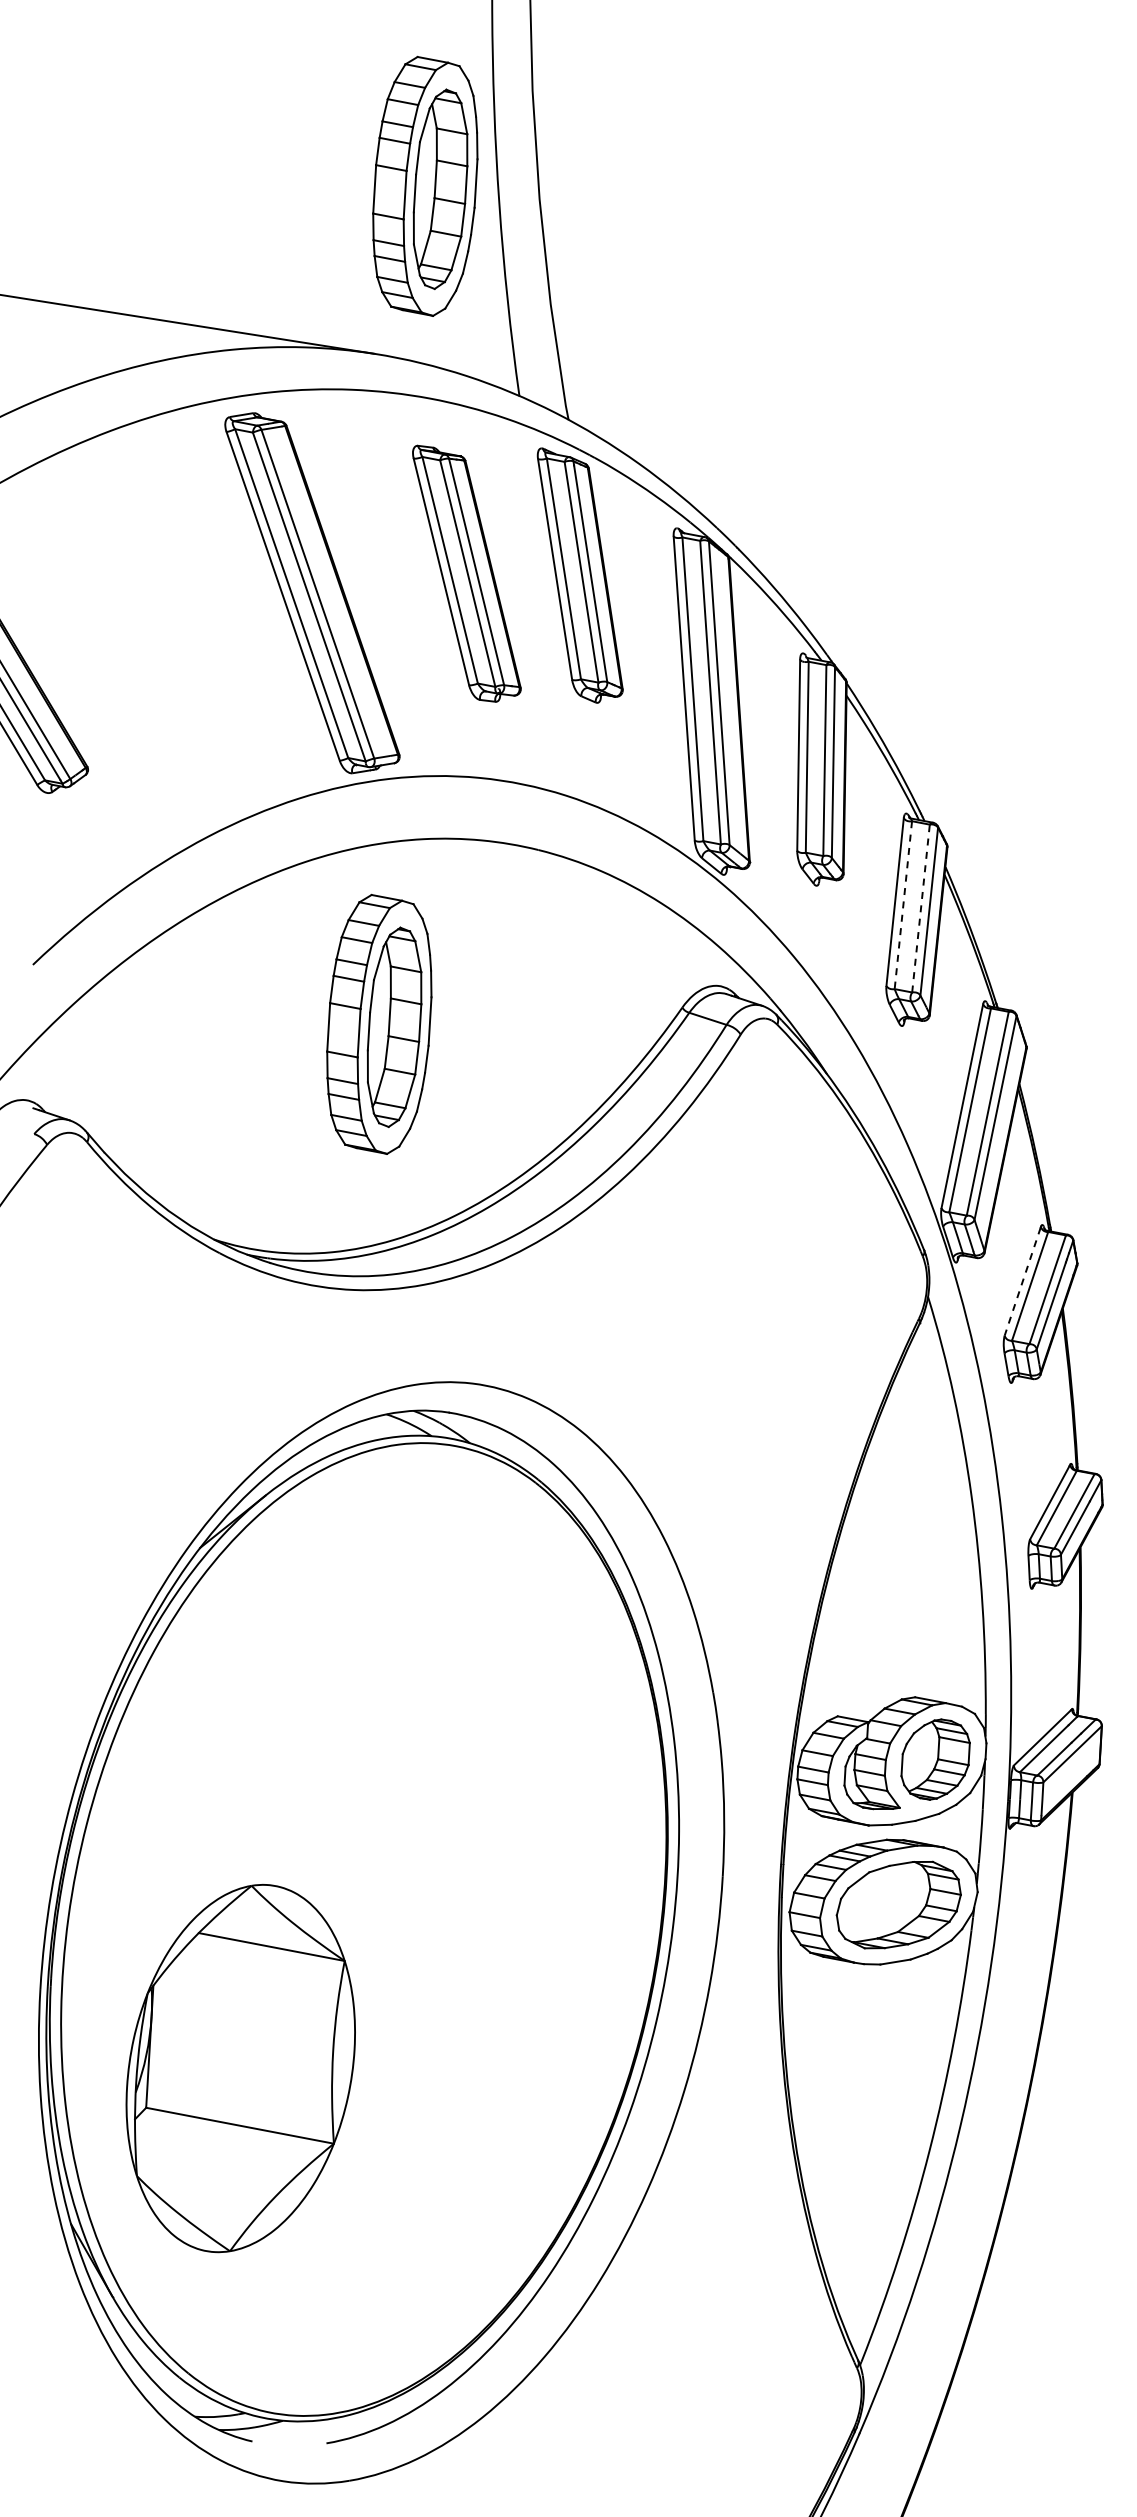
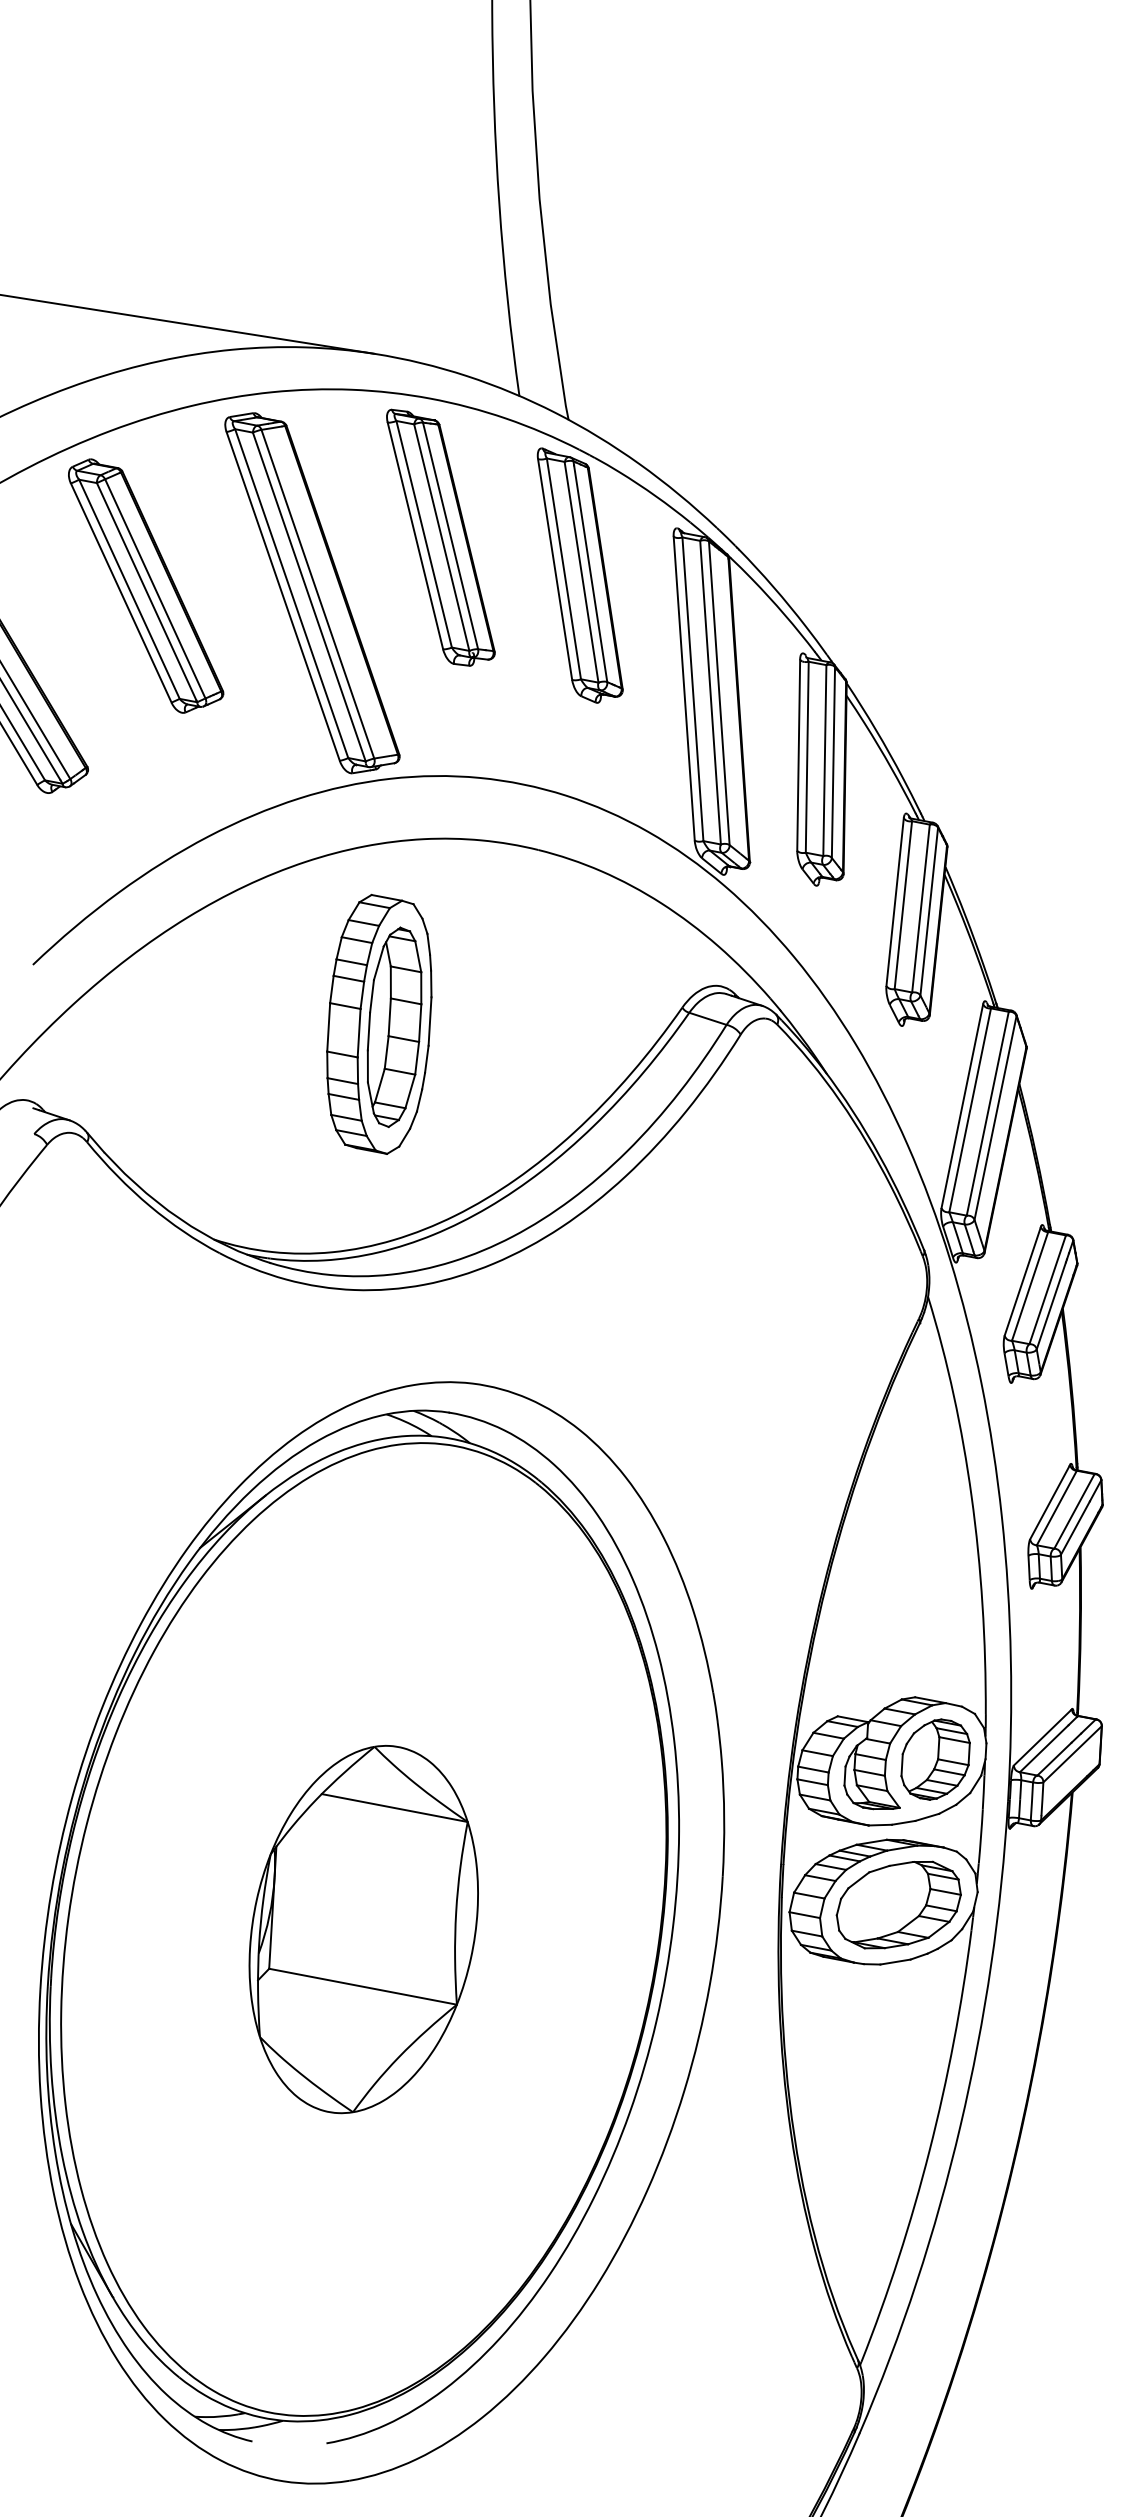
part: present -> none (425, 185)
part position: (466, 573) -> (440, 537) (440, 537)
part: none -> present (146, 585)
line: dashed -> solid (903, 905)
line: dashed -> solid (921, 908)
line: dashed -> solid (1022, 1281)
part position: (240, 2068) -> (363, 1929) (363, 1929)
